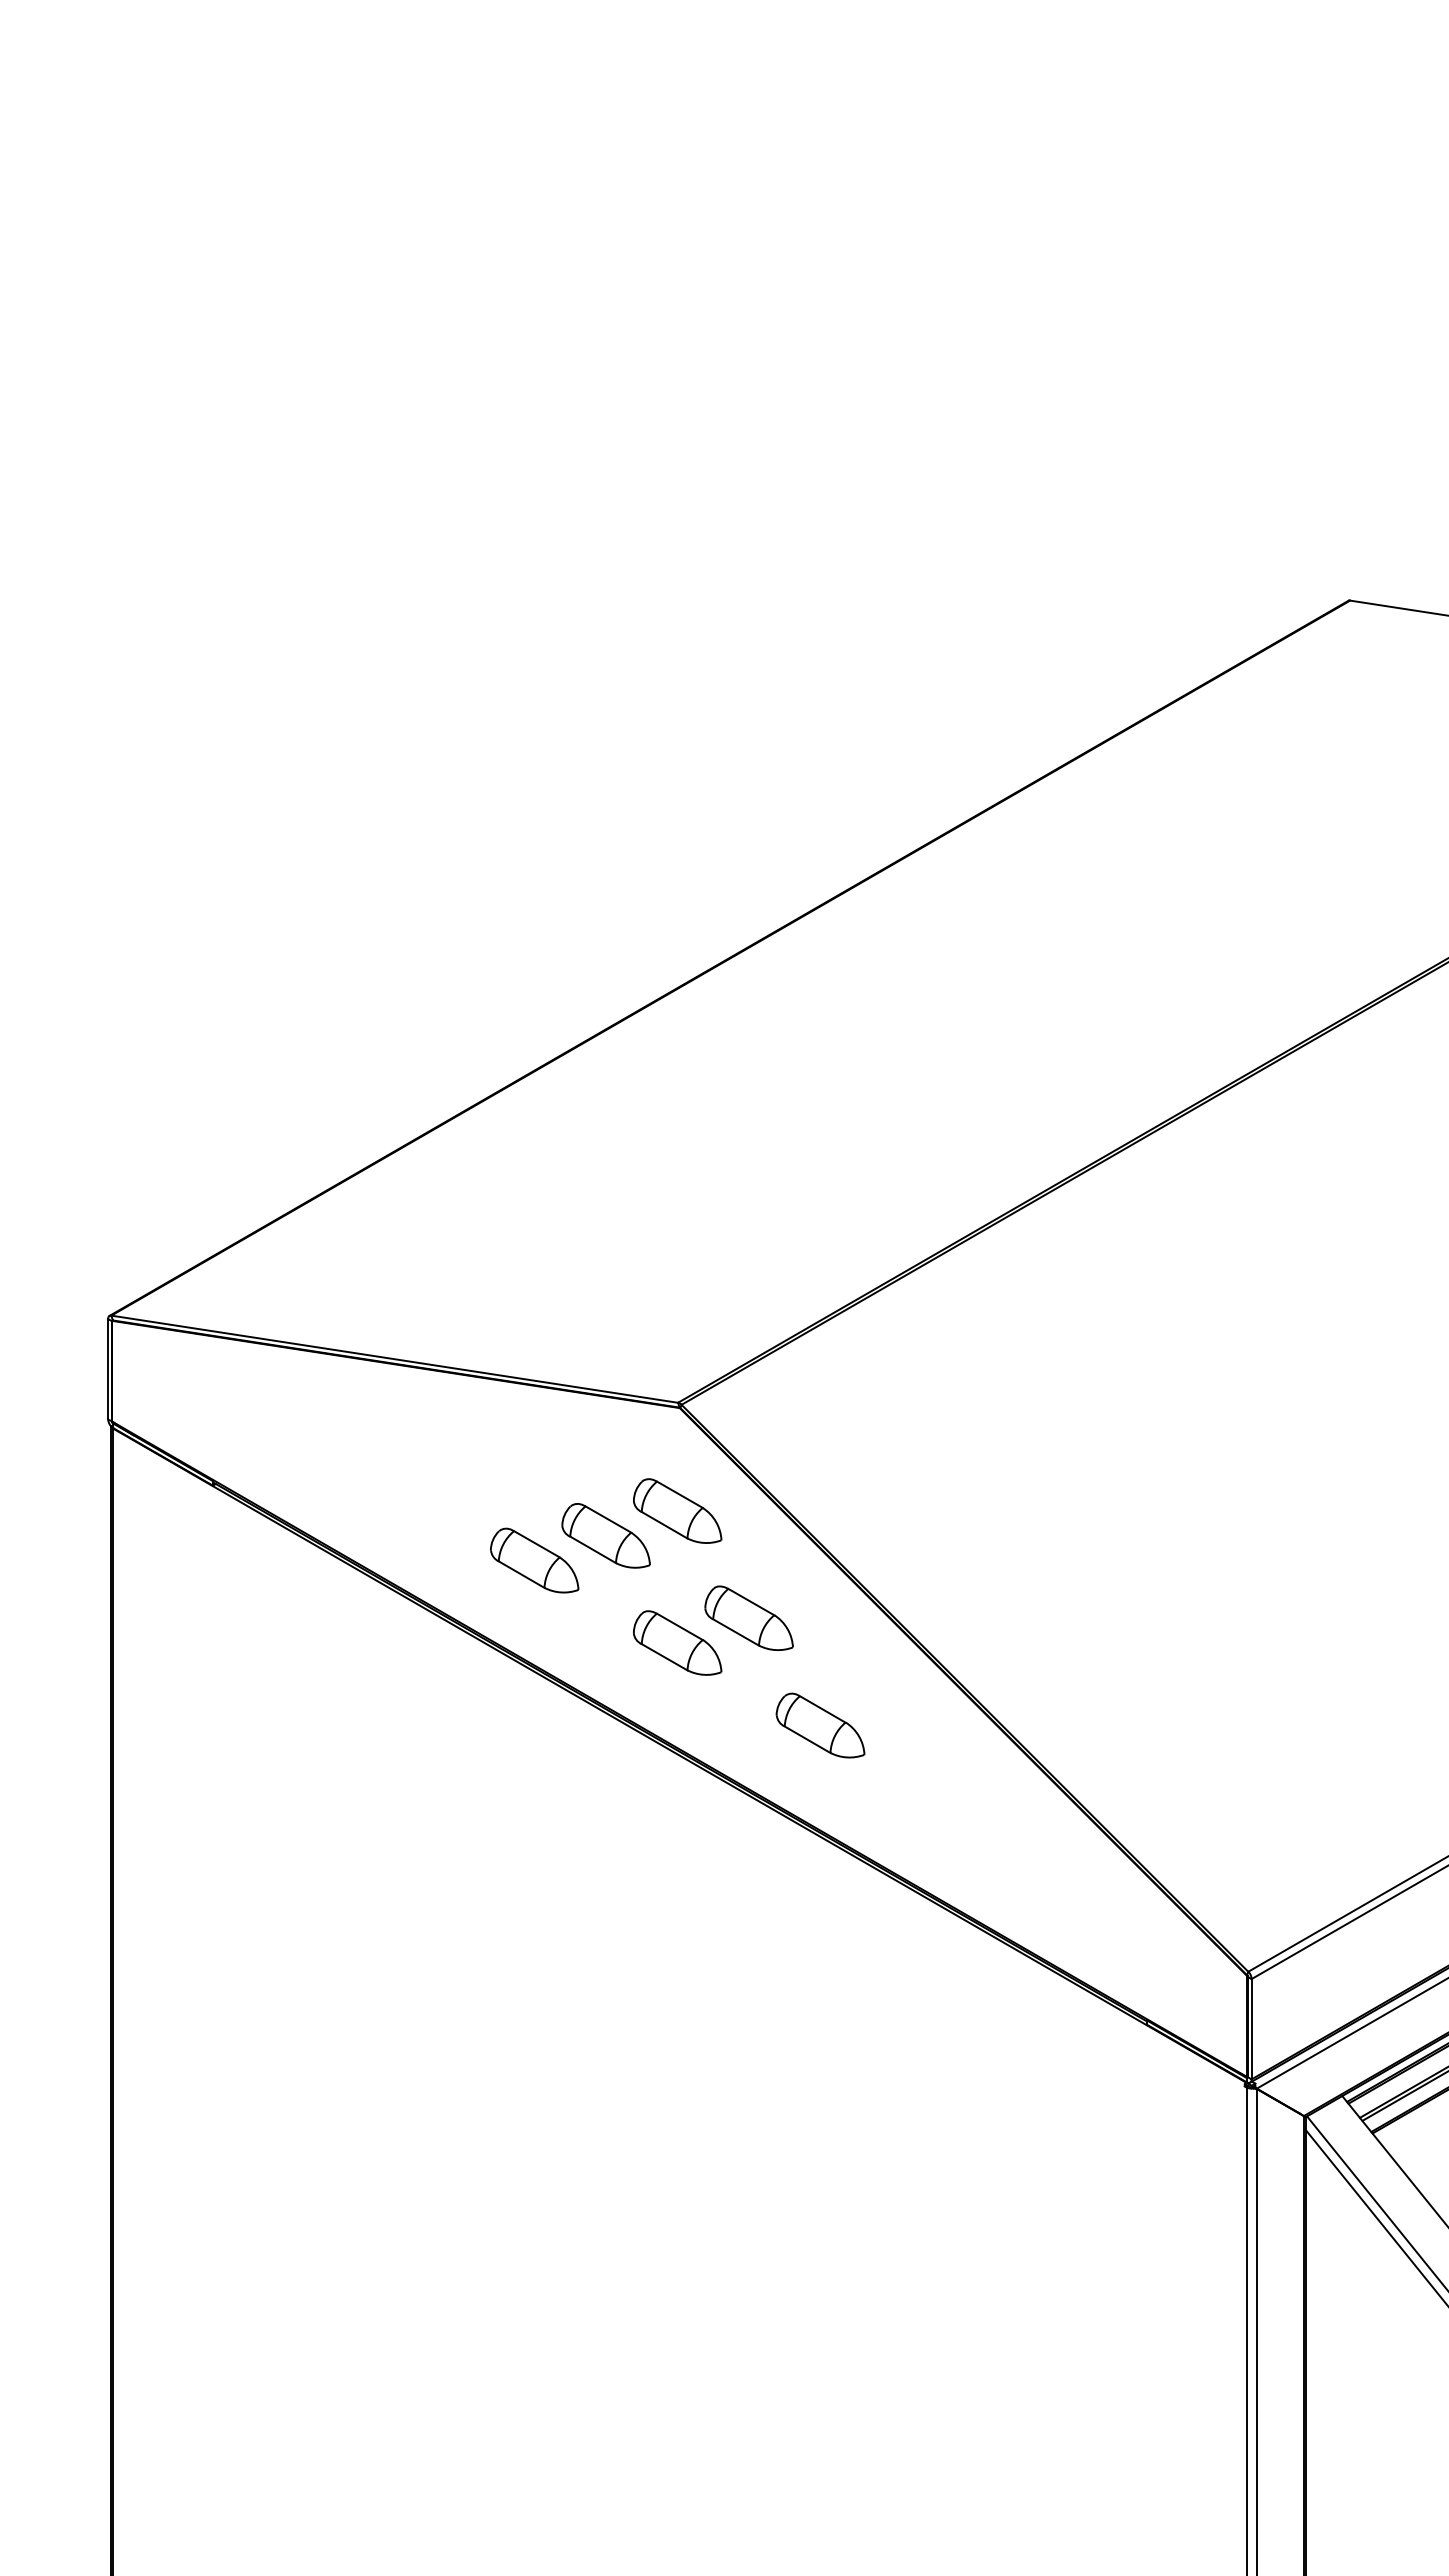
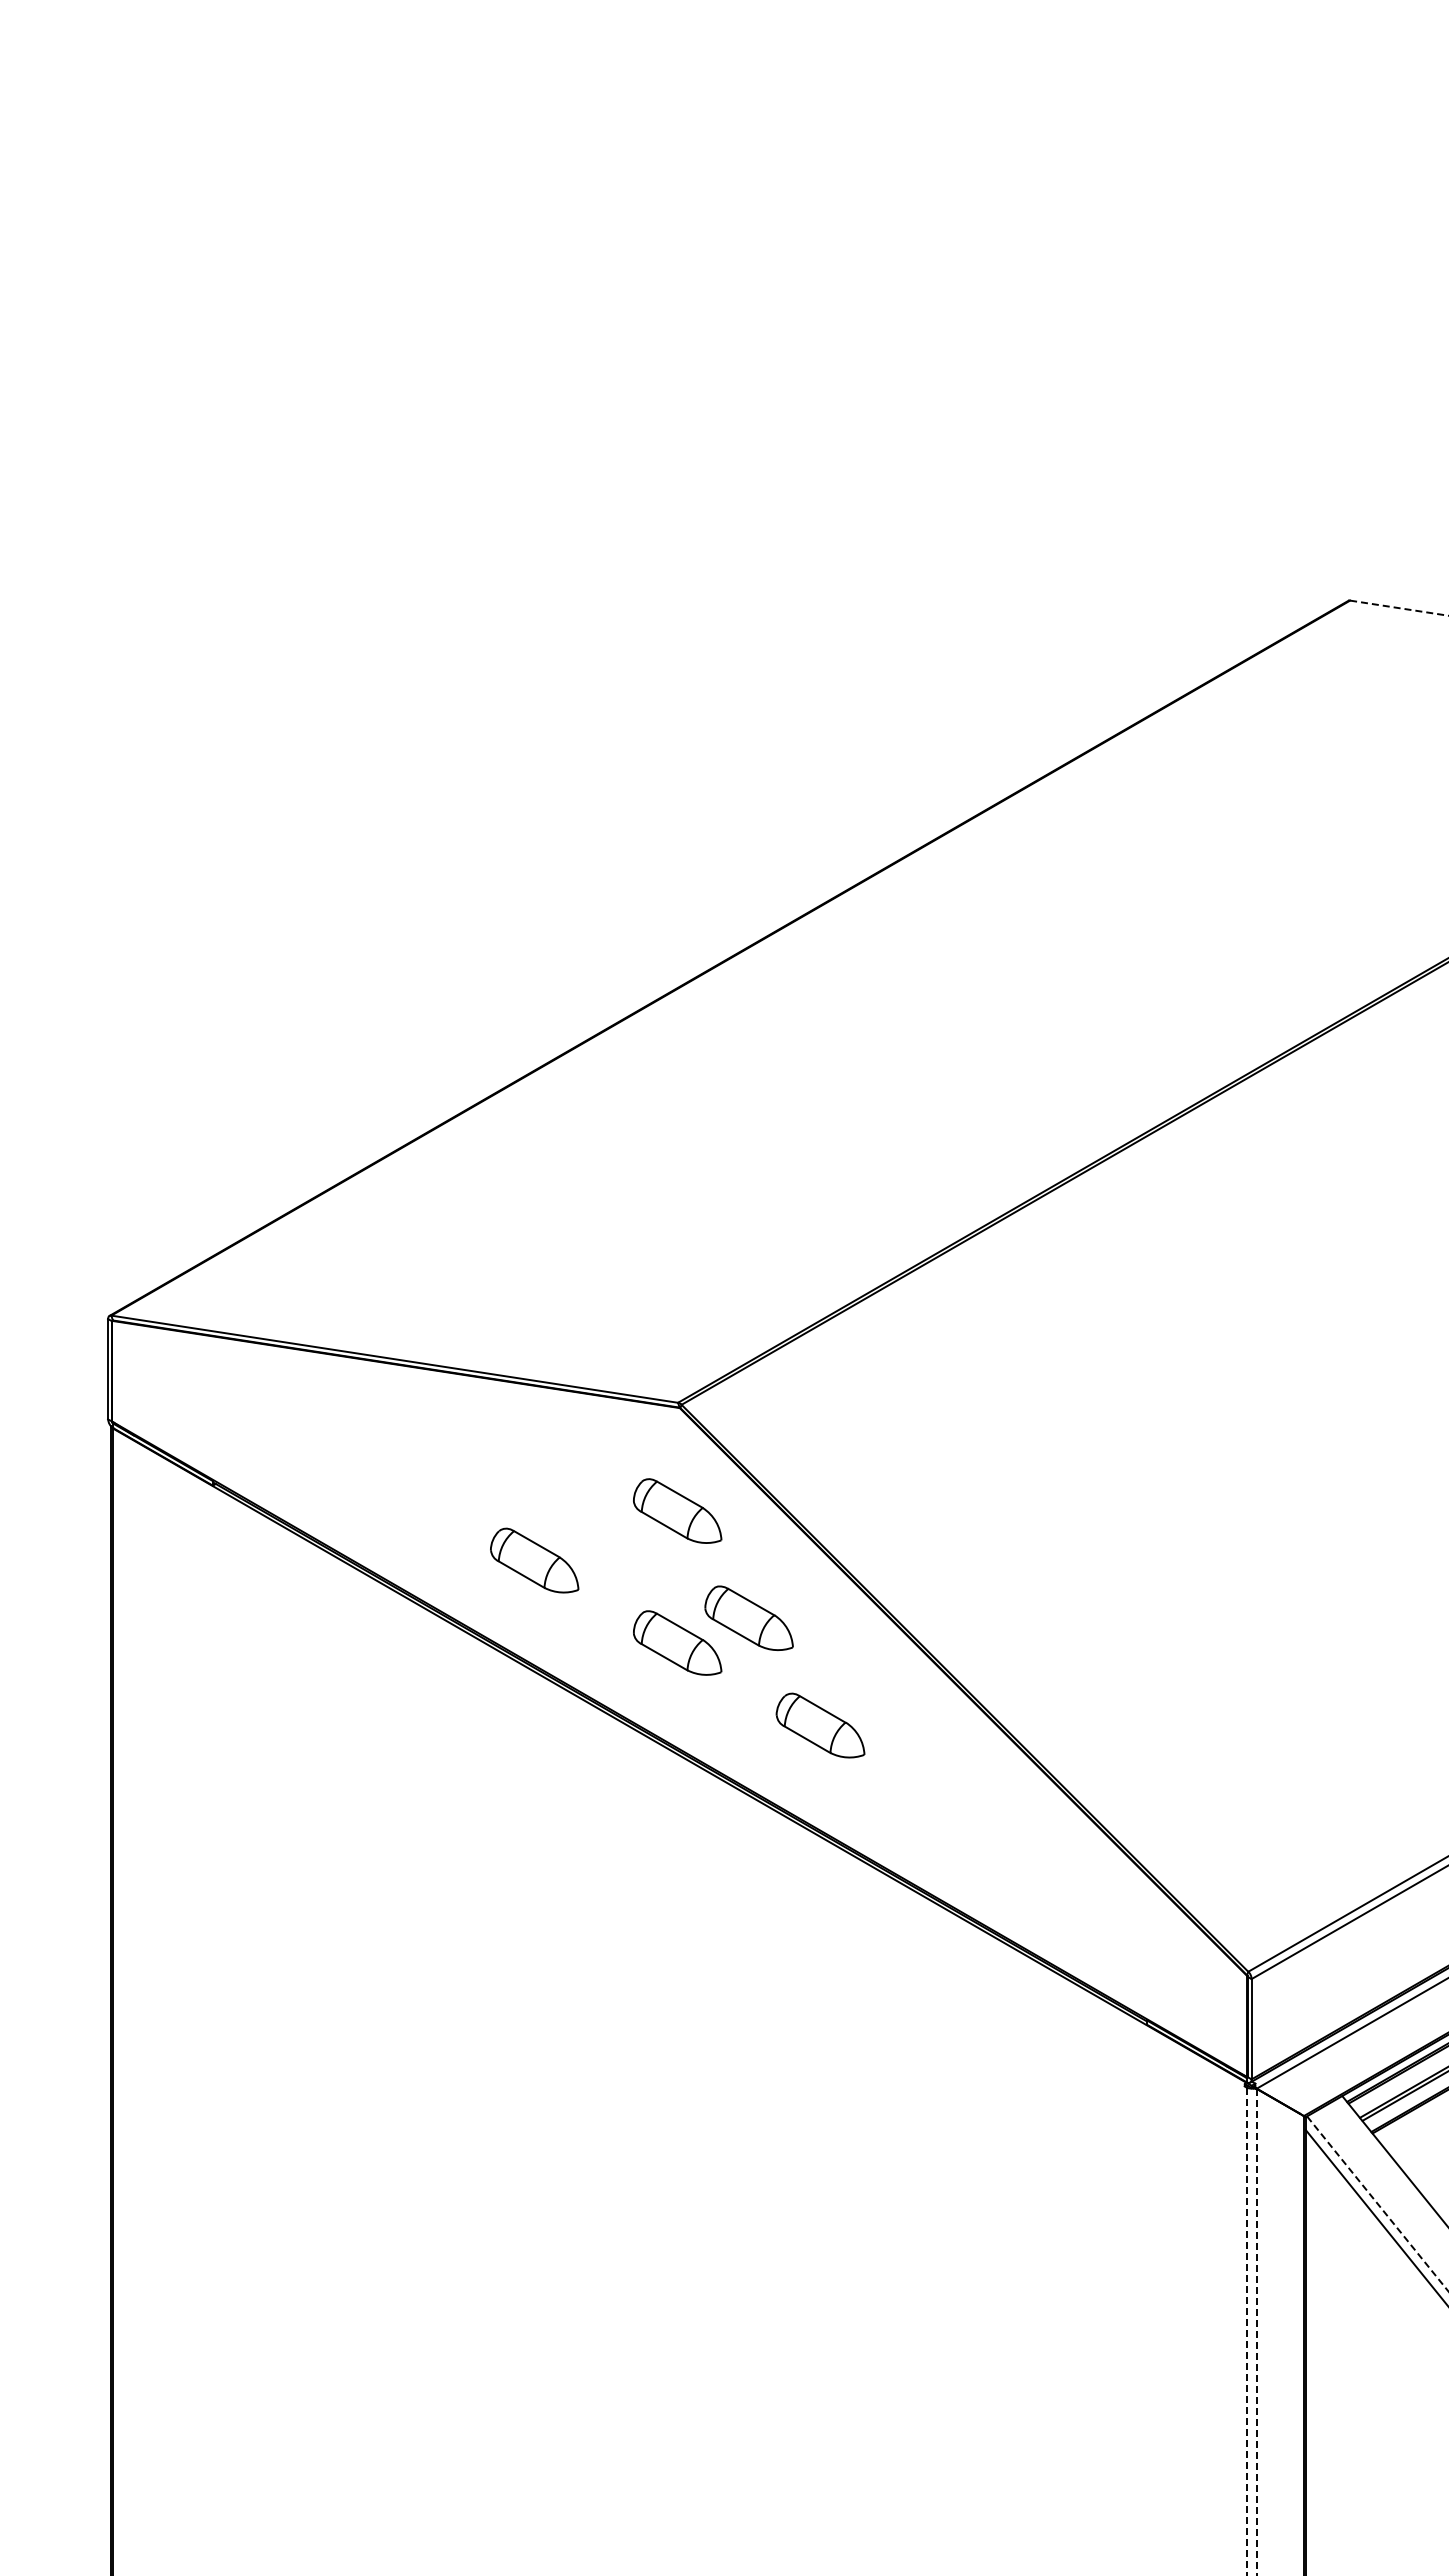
line: solid -> dashed (1399, 608)
part: present -> none (605, 1535)
line: solid -> dashed (1378, 2204)
line: solid -> dashed (1246, 2331)
line: solid -> dashed (1256, 2332)
